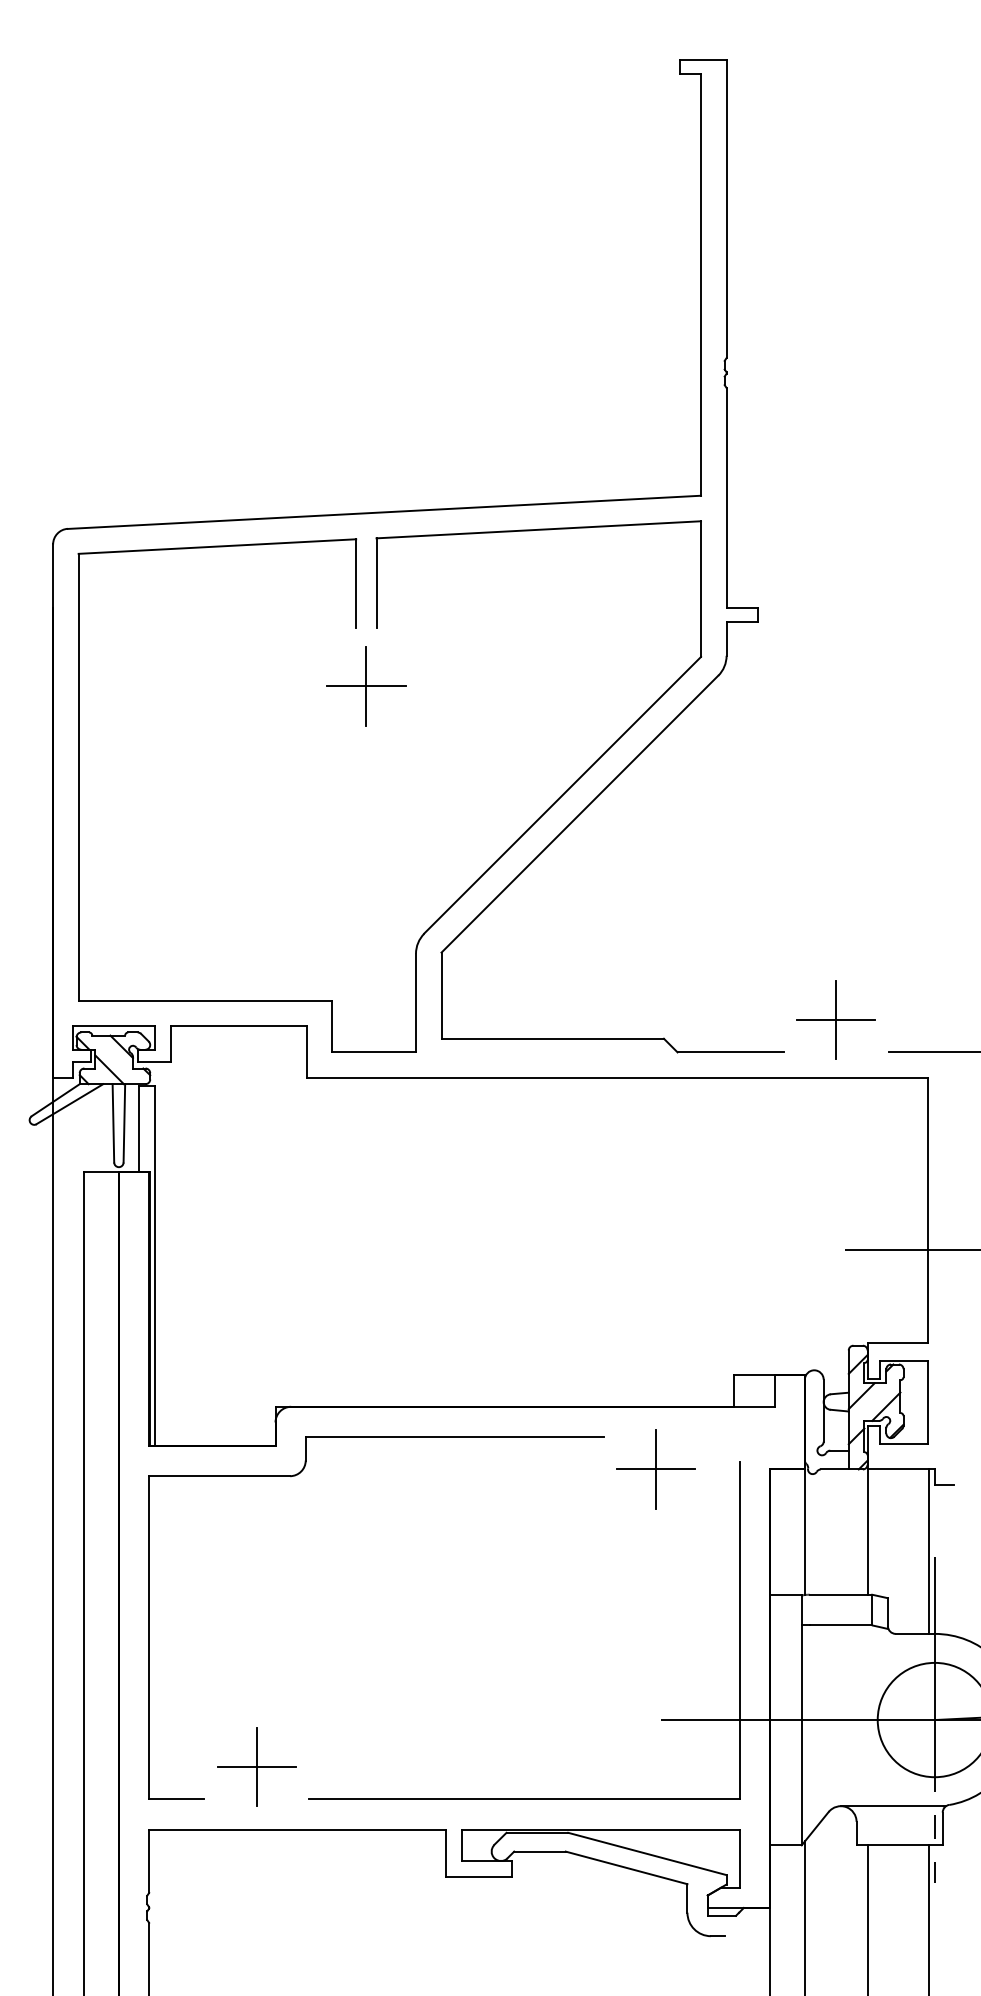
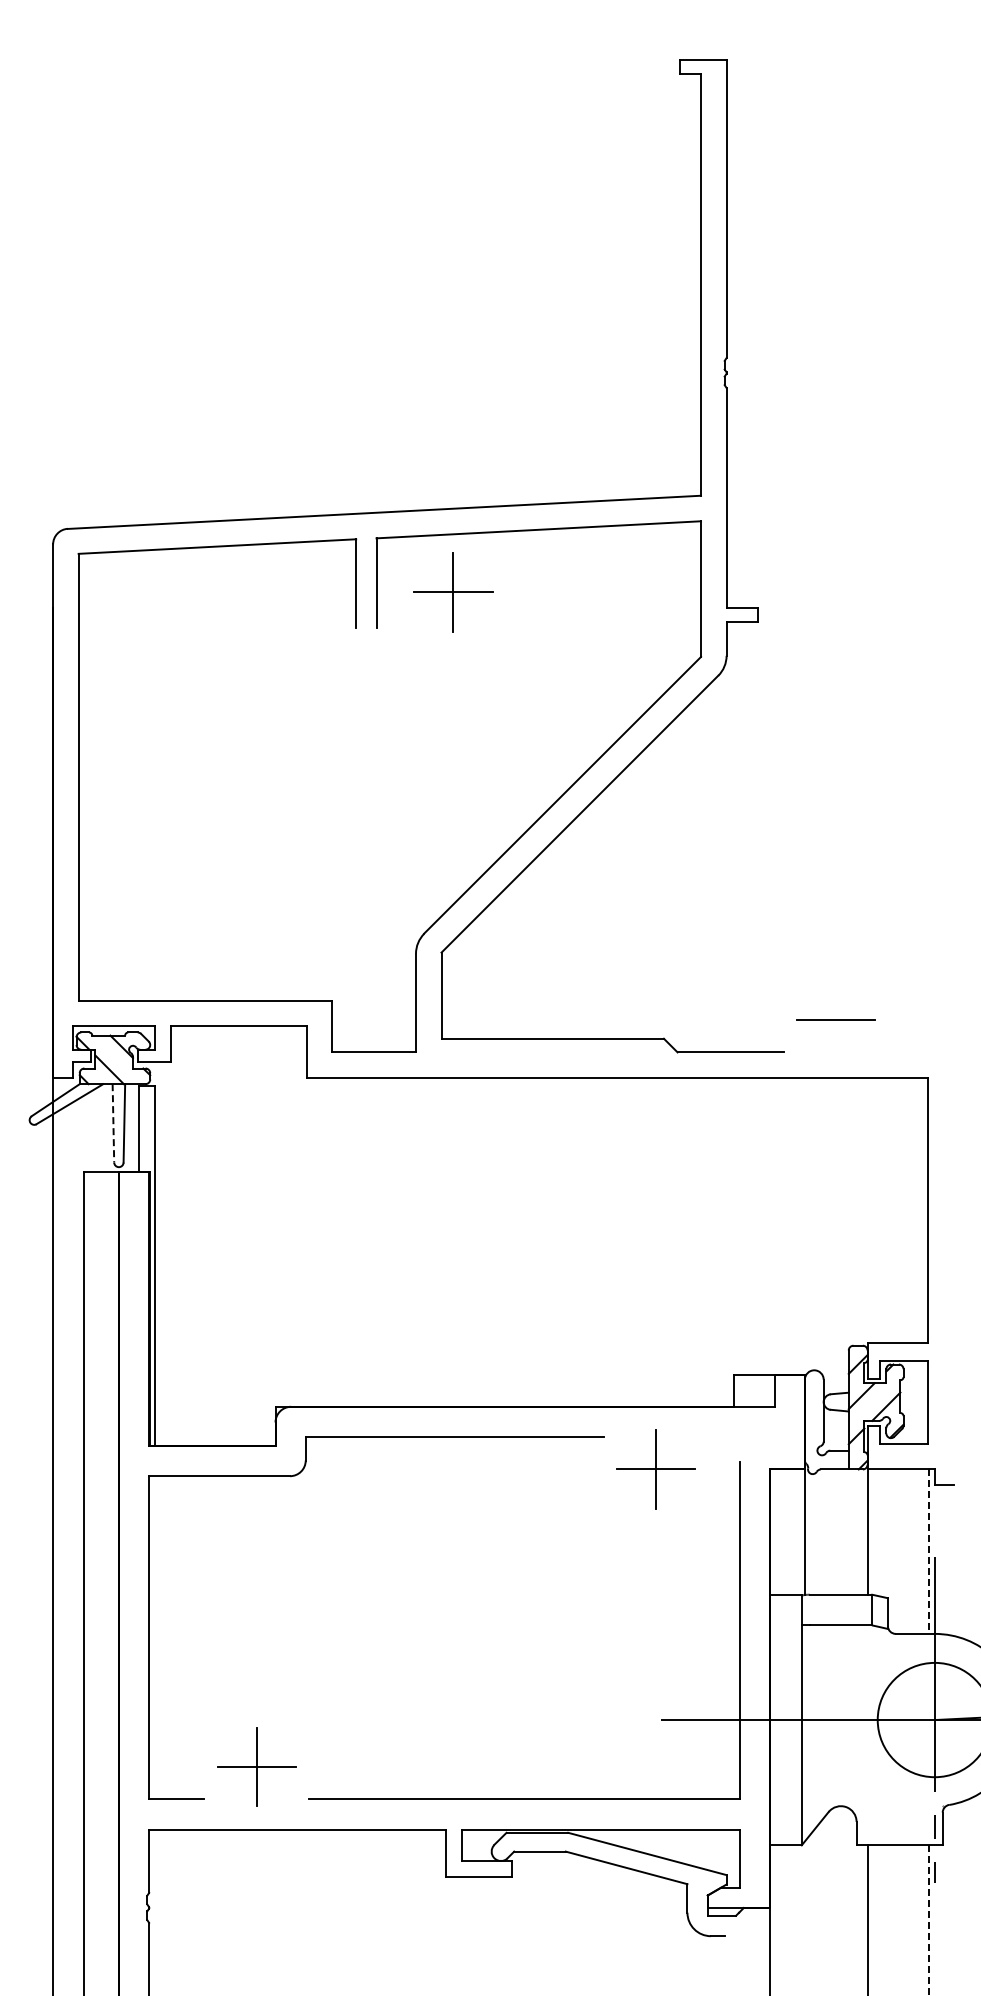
part position: (366, 686) -> (453, 592) (453, 592)
line: present -> none (836, 1019)
line: present -> none (932, 1052)
line: solid -> dashed (113, 1123)
line: present -> none (910, 1250)
line: solid -> dashed (928, 1552)
line: present -> none (893, 1806)
line: present -> none (804, 1916)
line: solid -> dashed (928, 1920)
